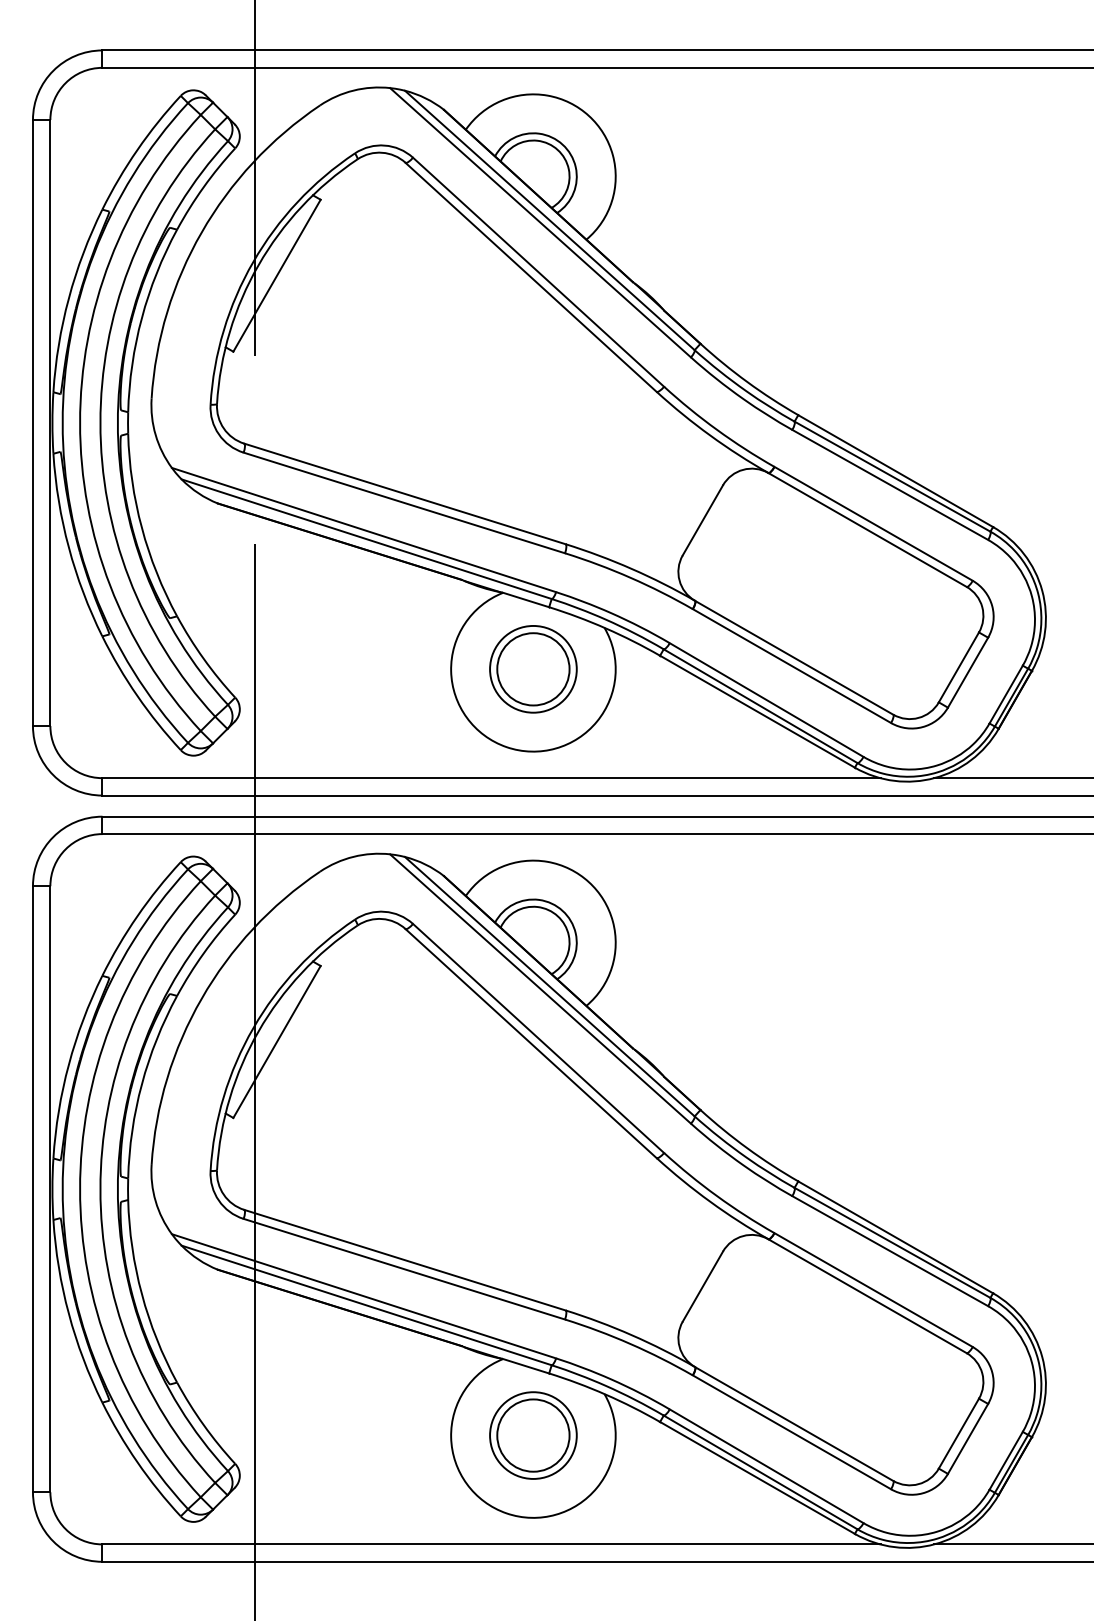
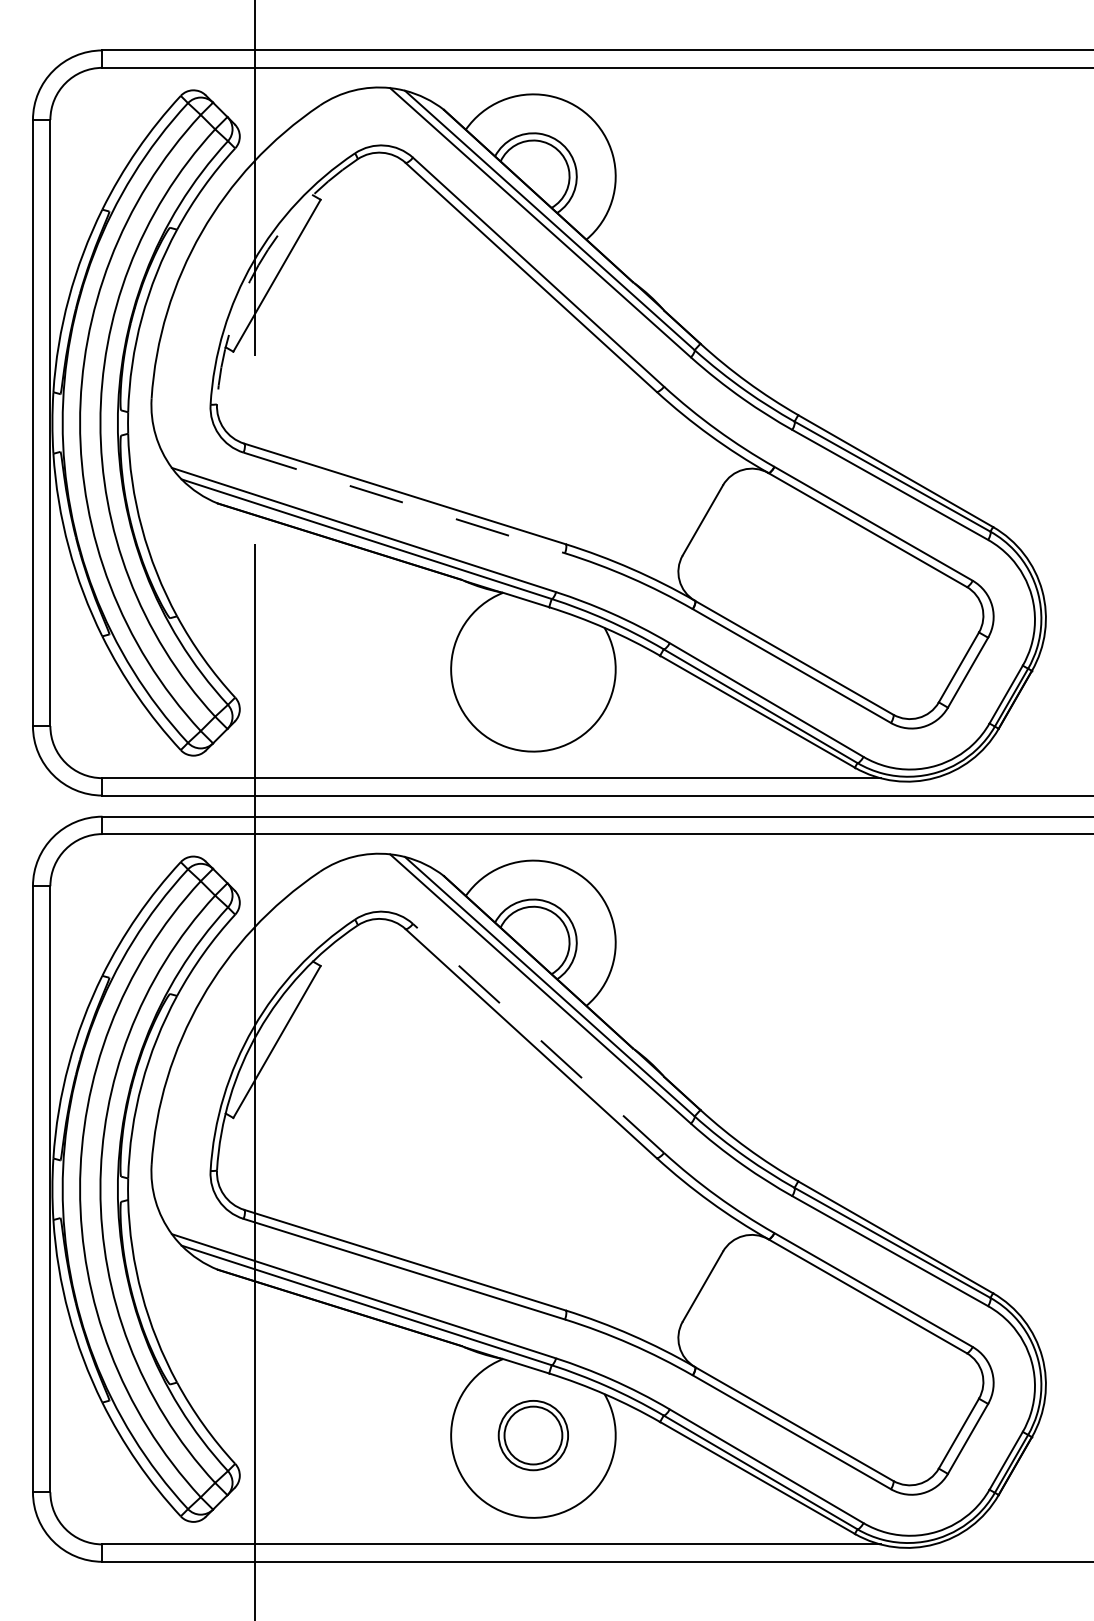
arc: solid -> dashed (258, 265)
line: solid -> dashed (404, 503)
part: present -> none (533, 669)
line: present -> none (1012, 778)
line: solid -> dashed (538, 1038)
part size: 89x89 px -> 72x72 px (532, 1435)
line: present -> none (1012, 1544)
